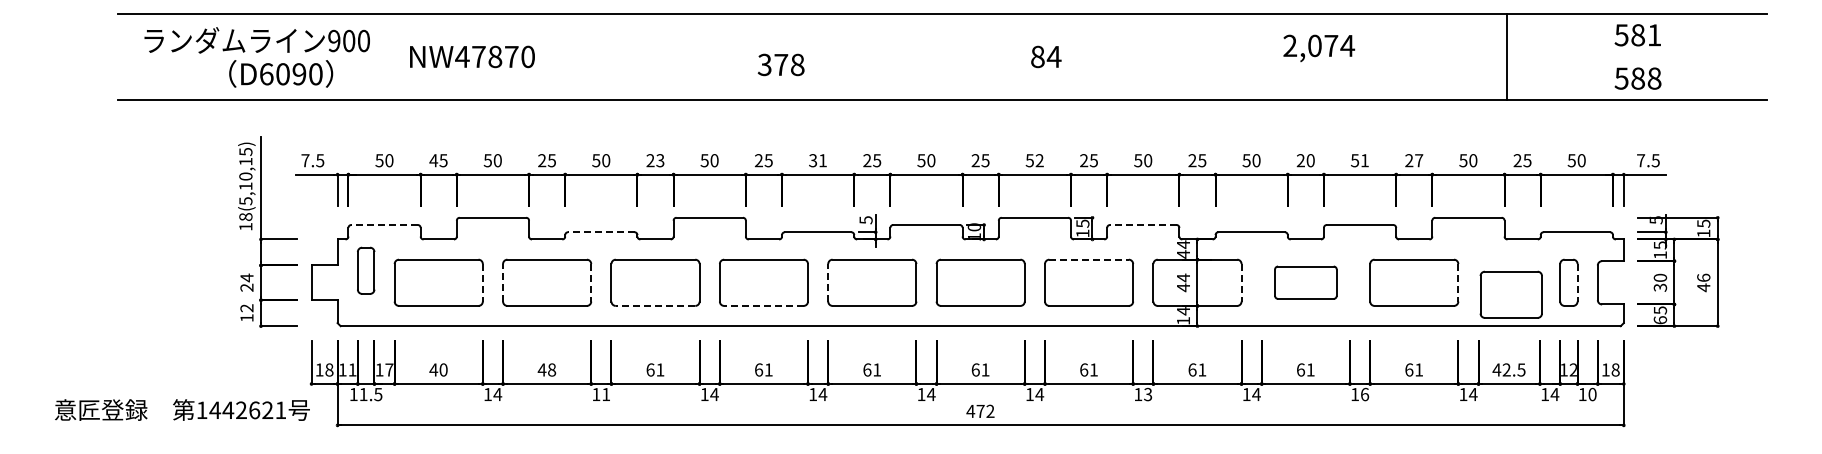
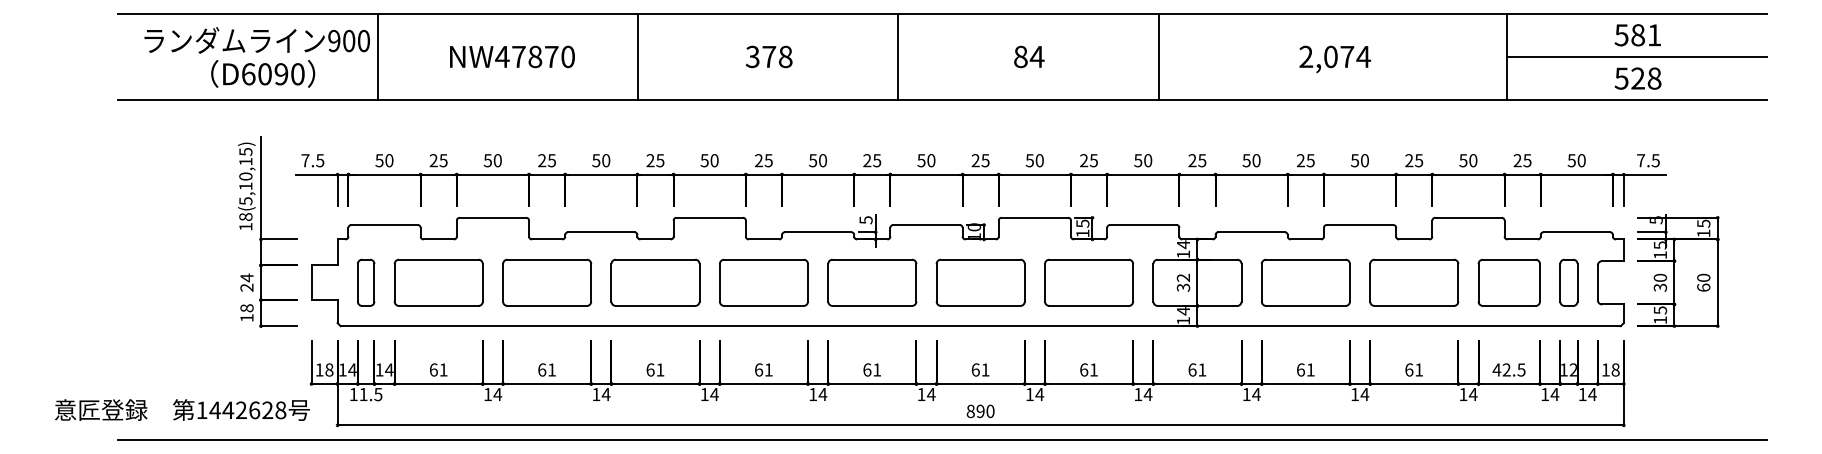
text position: (1319, 47) -> (1335, 58) (1335, 58)
line: none -> present (378, 56)
text position: (472, 56) -> (512, 56) (512, 56)
line: none -> present (638, 56)
line: none -> present (898, 56)
text position: (1046, 56) -> (1029, 56) (1029, 56)
line: none -> present (1158, 56)
line: none -> present (1637, 56)
text position: (780, 64) -> (768, 56) (768, 56)
text position: (281, 73) -> (263, 73) (263, 73)
text: 588 -> 528 (1637, 78)
text: 45 -> 25 (433, 160)
text: 23 -> 25 (660, 160)
text: 31 -> 50 (818, 160)
text: 52 -> 50 (1039, 160)
text: 20 -> 25 (1310, 160)
text: 51 -> 50 (1364, 160)
text: 27 -> 25 (1419, 160)
line: dashed -> solid (384, 225)
line: dashed -> solid (1142, 225)
line: dashed -> solid (600, 232)
text: 44 -> 14 (1183, 254)
line: dashed -> solid (1089, 259)
part position: (366, 270) -> (366, 282) (366, 282)
line: dashed -> solid (482, 282)
line: dashed -> solid (503, 282)
line: dashed -> solid (591, 282)
line: dashed -> solid (828, 282)
text: 44 -> 32 (1183, 282)
line: dashed -> solid (1241, 282)
part size: 64x35 px -> 90x49 px (1305, 282)
line: dashed -> solid (1458, 282)
line: dashed -> solid (1577, 282)
text: 46 -> 60 (1703, 282)
part position: (1510, 294) -> (1508, 282) (1508, 282)
line: dashed -> solid (655, 305)
line: dashed -> solid (763, 305)
text: 12 -> 18 (246, 308)
text: 65 -> 15 (1660, 320)
text: 11 -> 14 (352, 369)
text: 17 -> 14 (389, 369)
text: 40 -> 61 (438, 369)
text: 48 -> 61 (546, 369)
text: 11 -> 14 (605, 394)
text: 13 -> 14 (1147, 394)
text: 16 -> 14 (1364, 394)
text: 10 -> 14 (1592, 394)
text: 1442621 -> 1442628 (280, 410)
text: 472 -> 890 (980, 411)
line: none -> present (942, 440)
